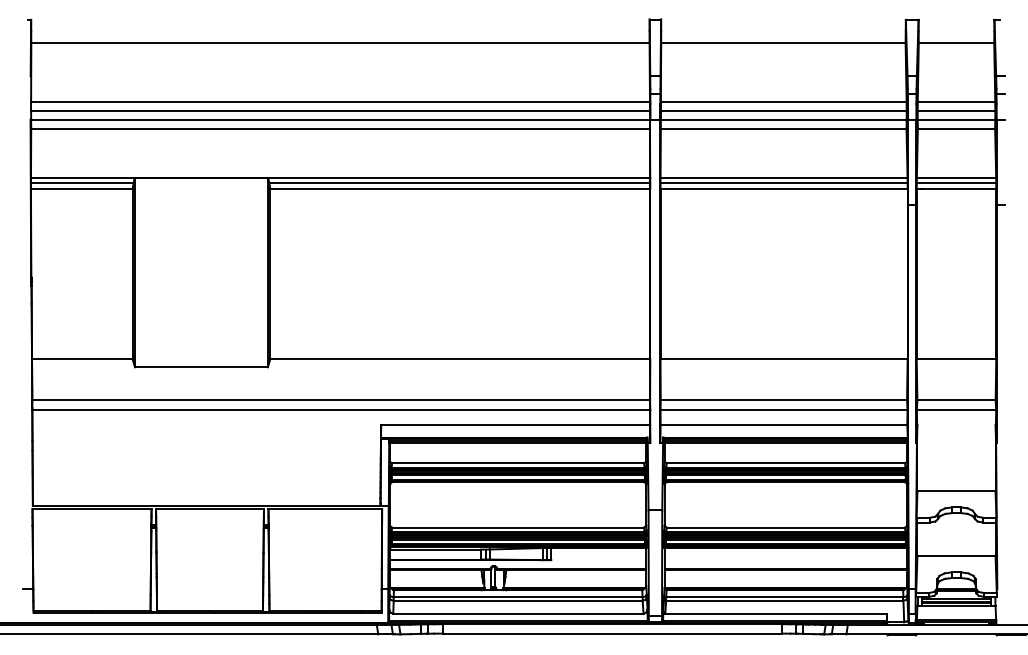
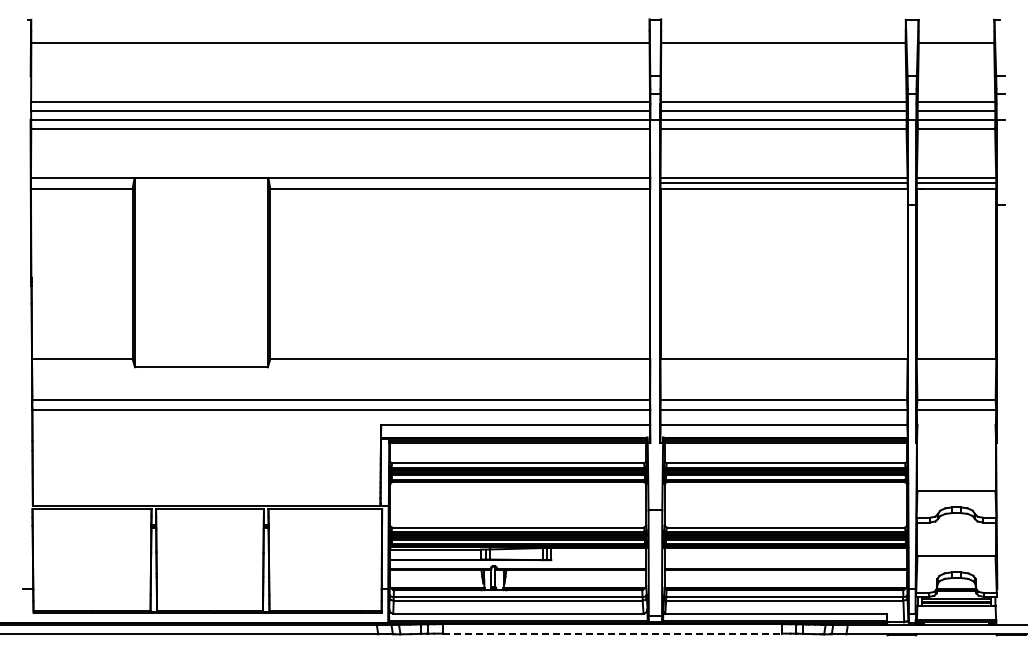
line: present -> none (82, 182)
line: present -> none (459, 182)
line: solid -> dashed (612, 633)
